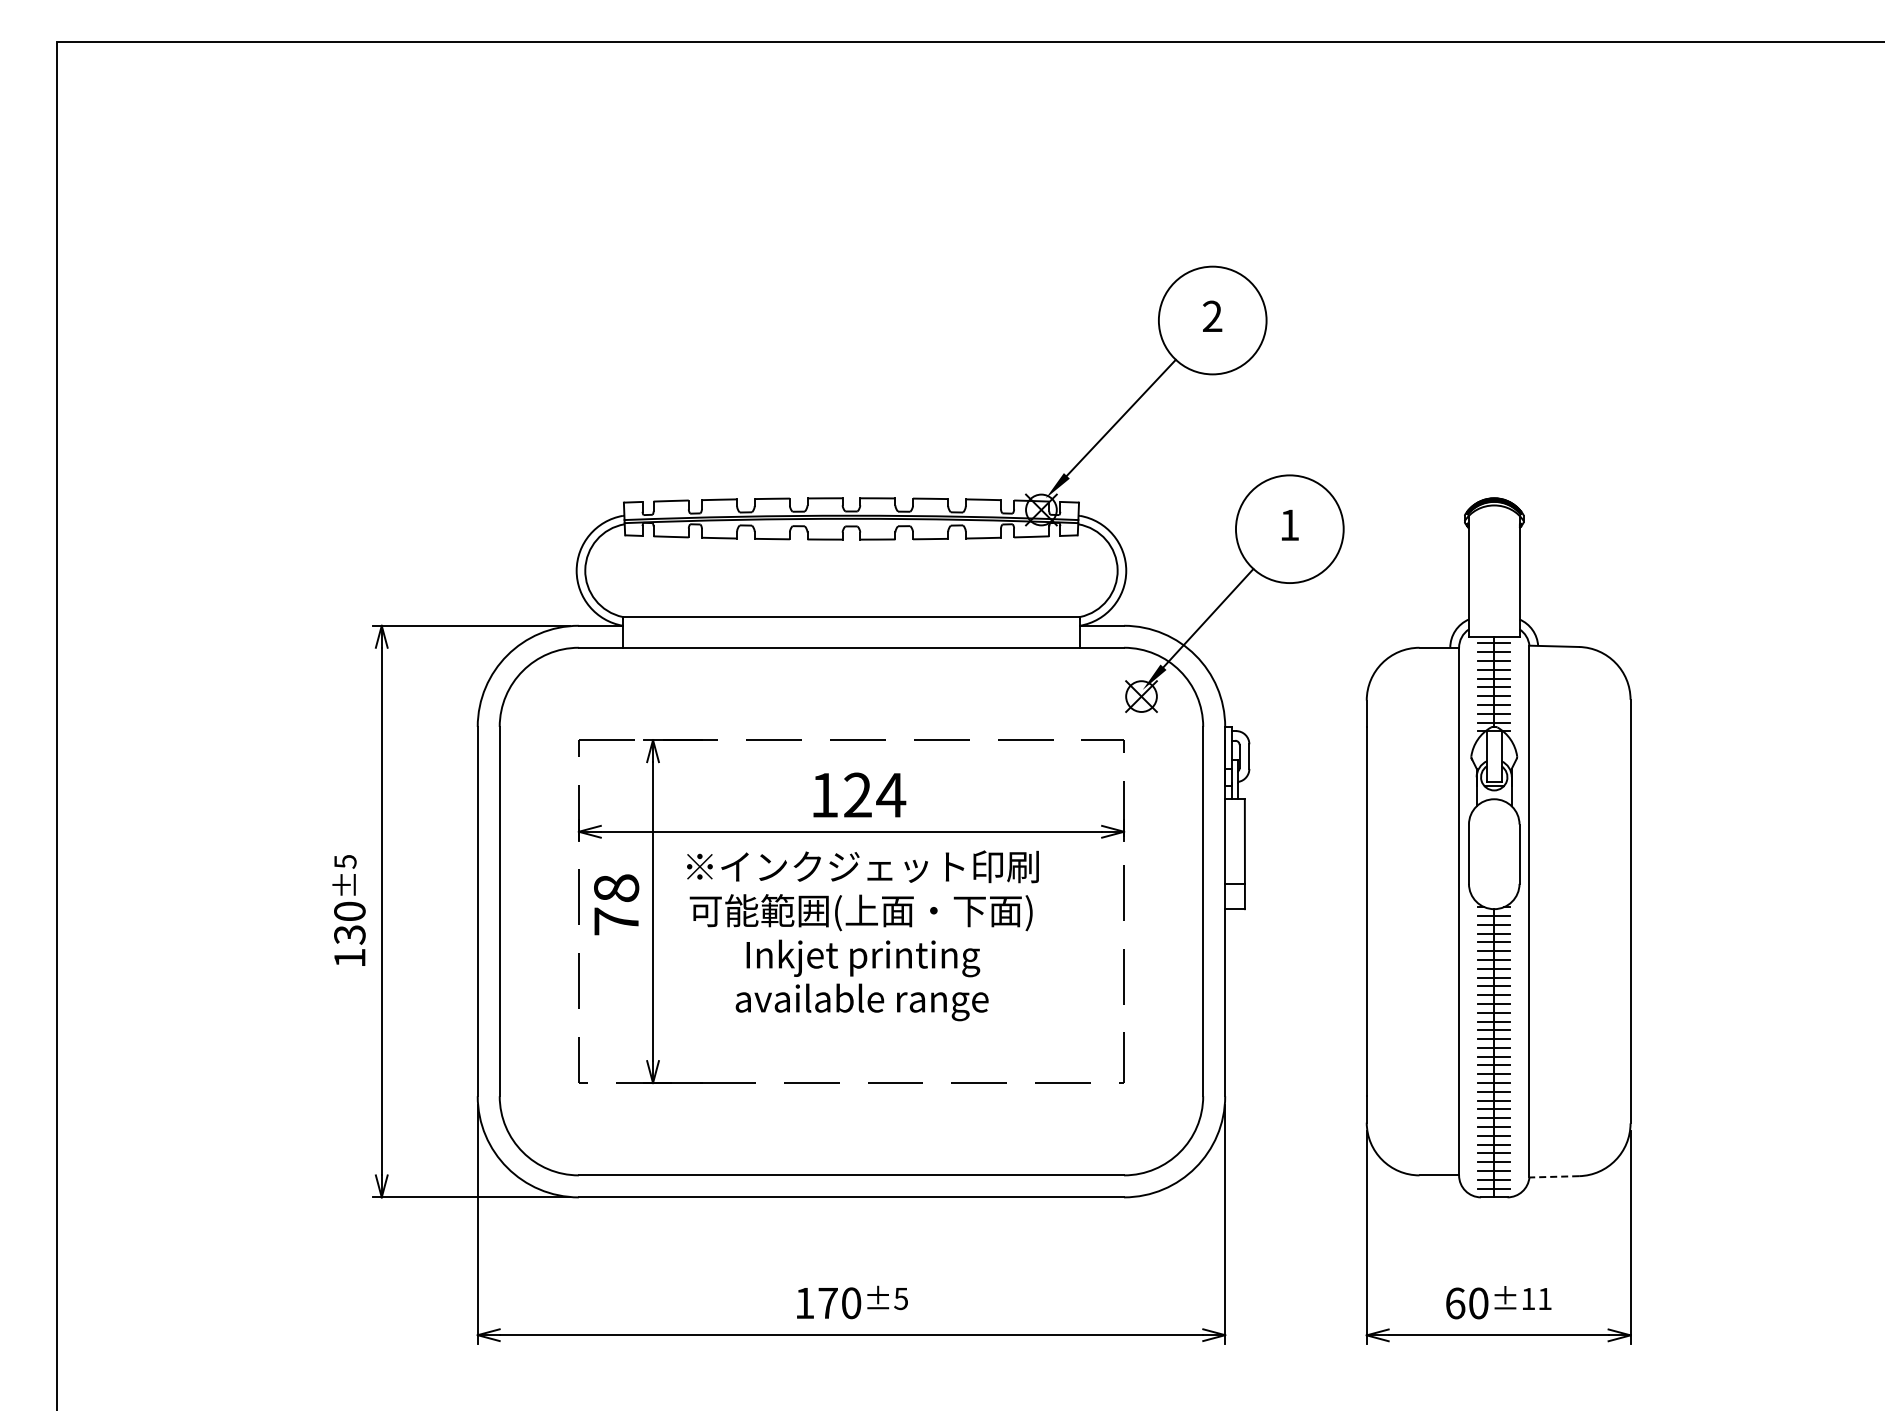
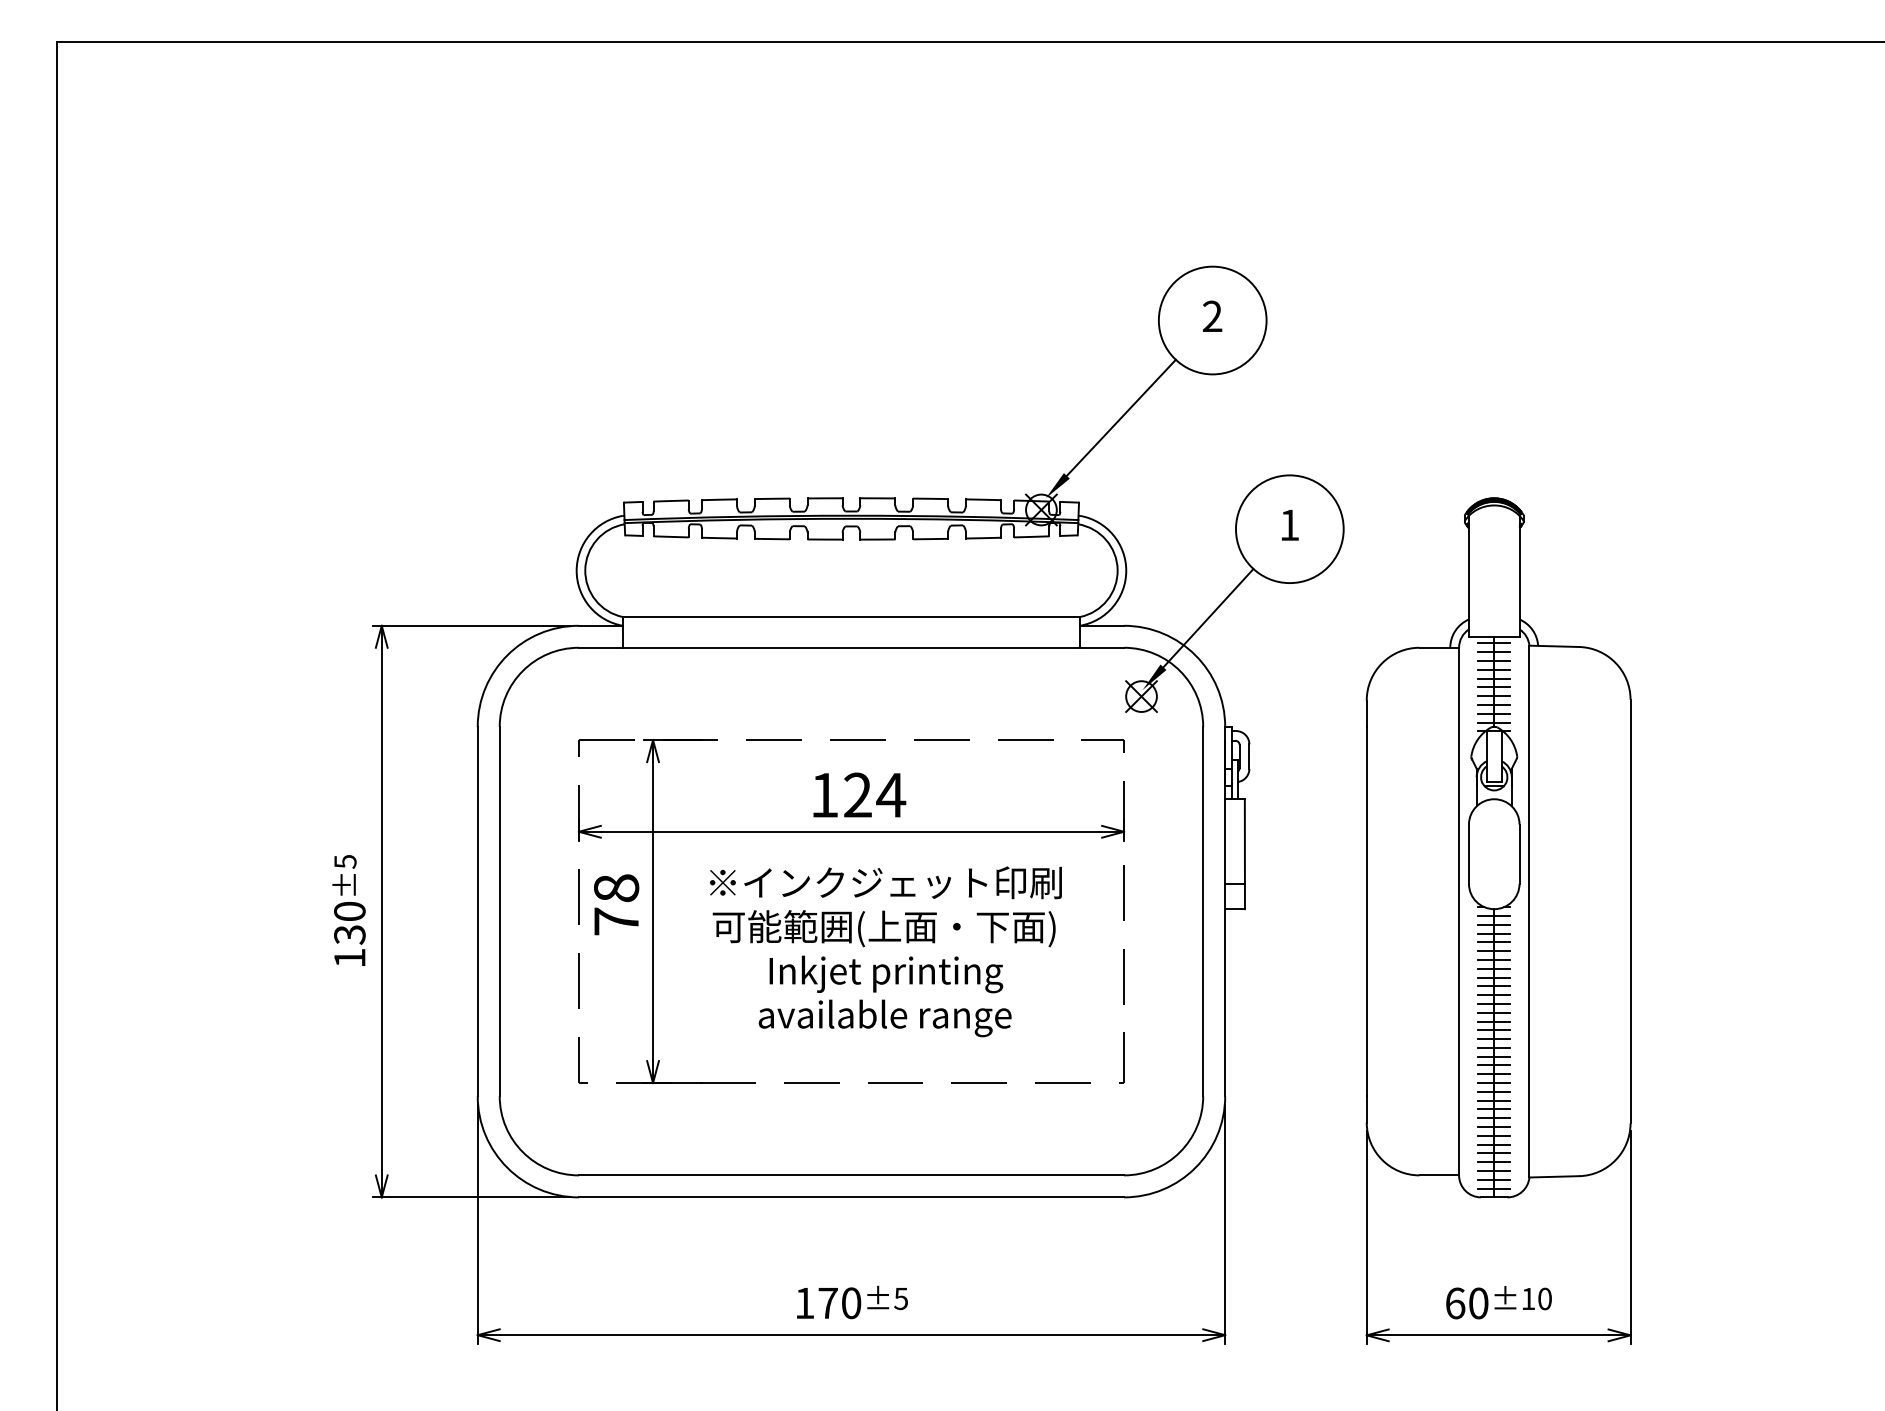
text position: (862, 935) -> (885, 951) (885, 951)
line: dashed -> solid (1554, 1176)
text: ±11 -> ±10 (1544, 1298)
